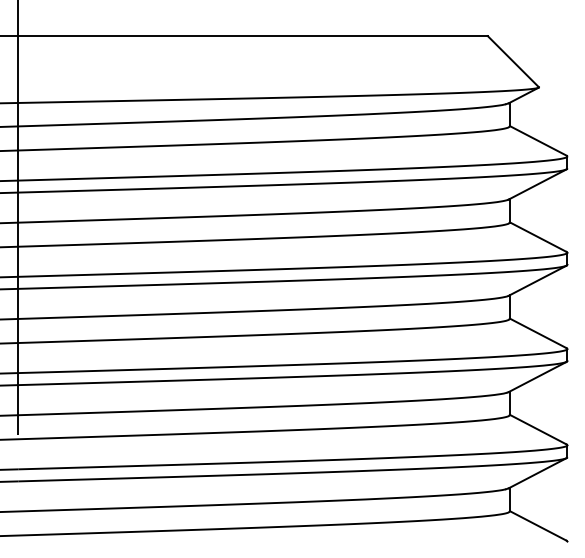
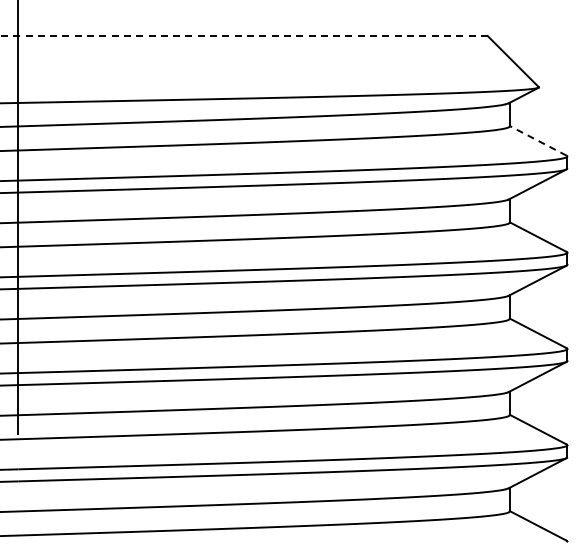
line: solid -> dashed (244, 36)
line: solid -> dashed (537, 140)
